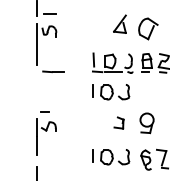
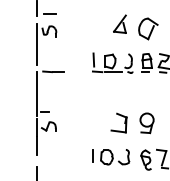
part: present -> none (111, 92)
line: none -> present (36, 93)
part size: 12x14 px -> 18x22 px (118, 122)
